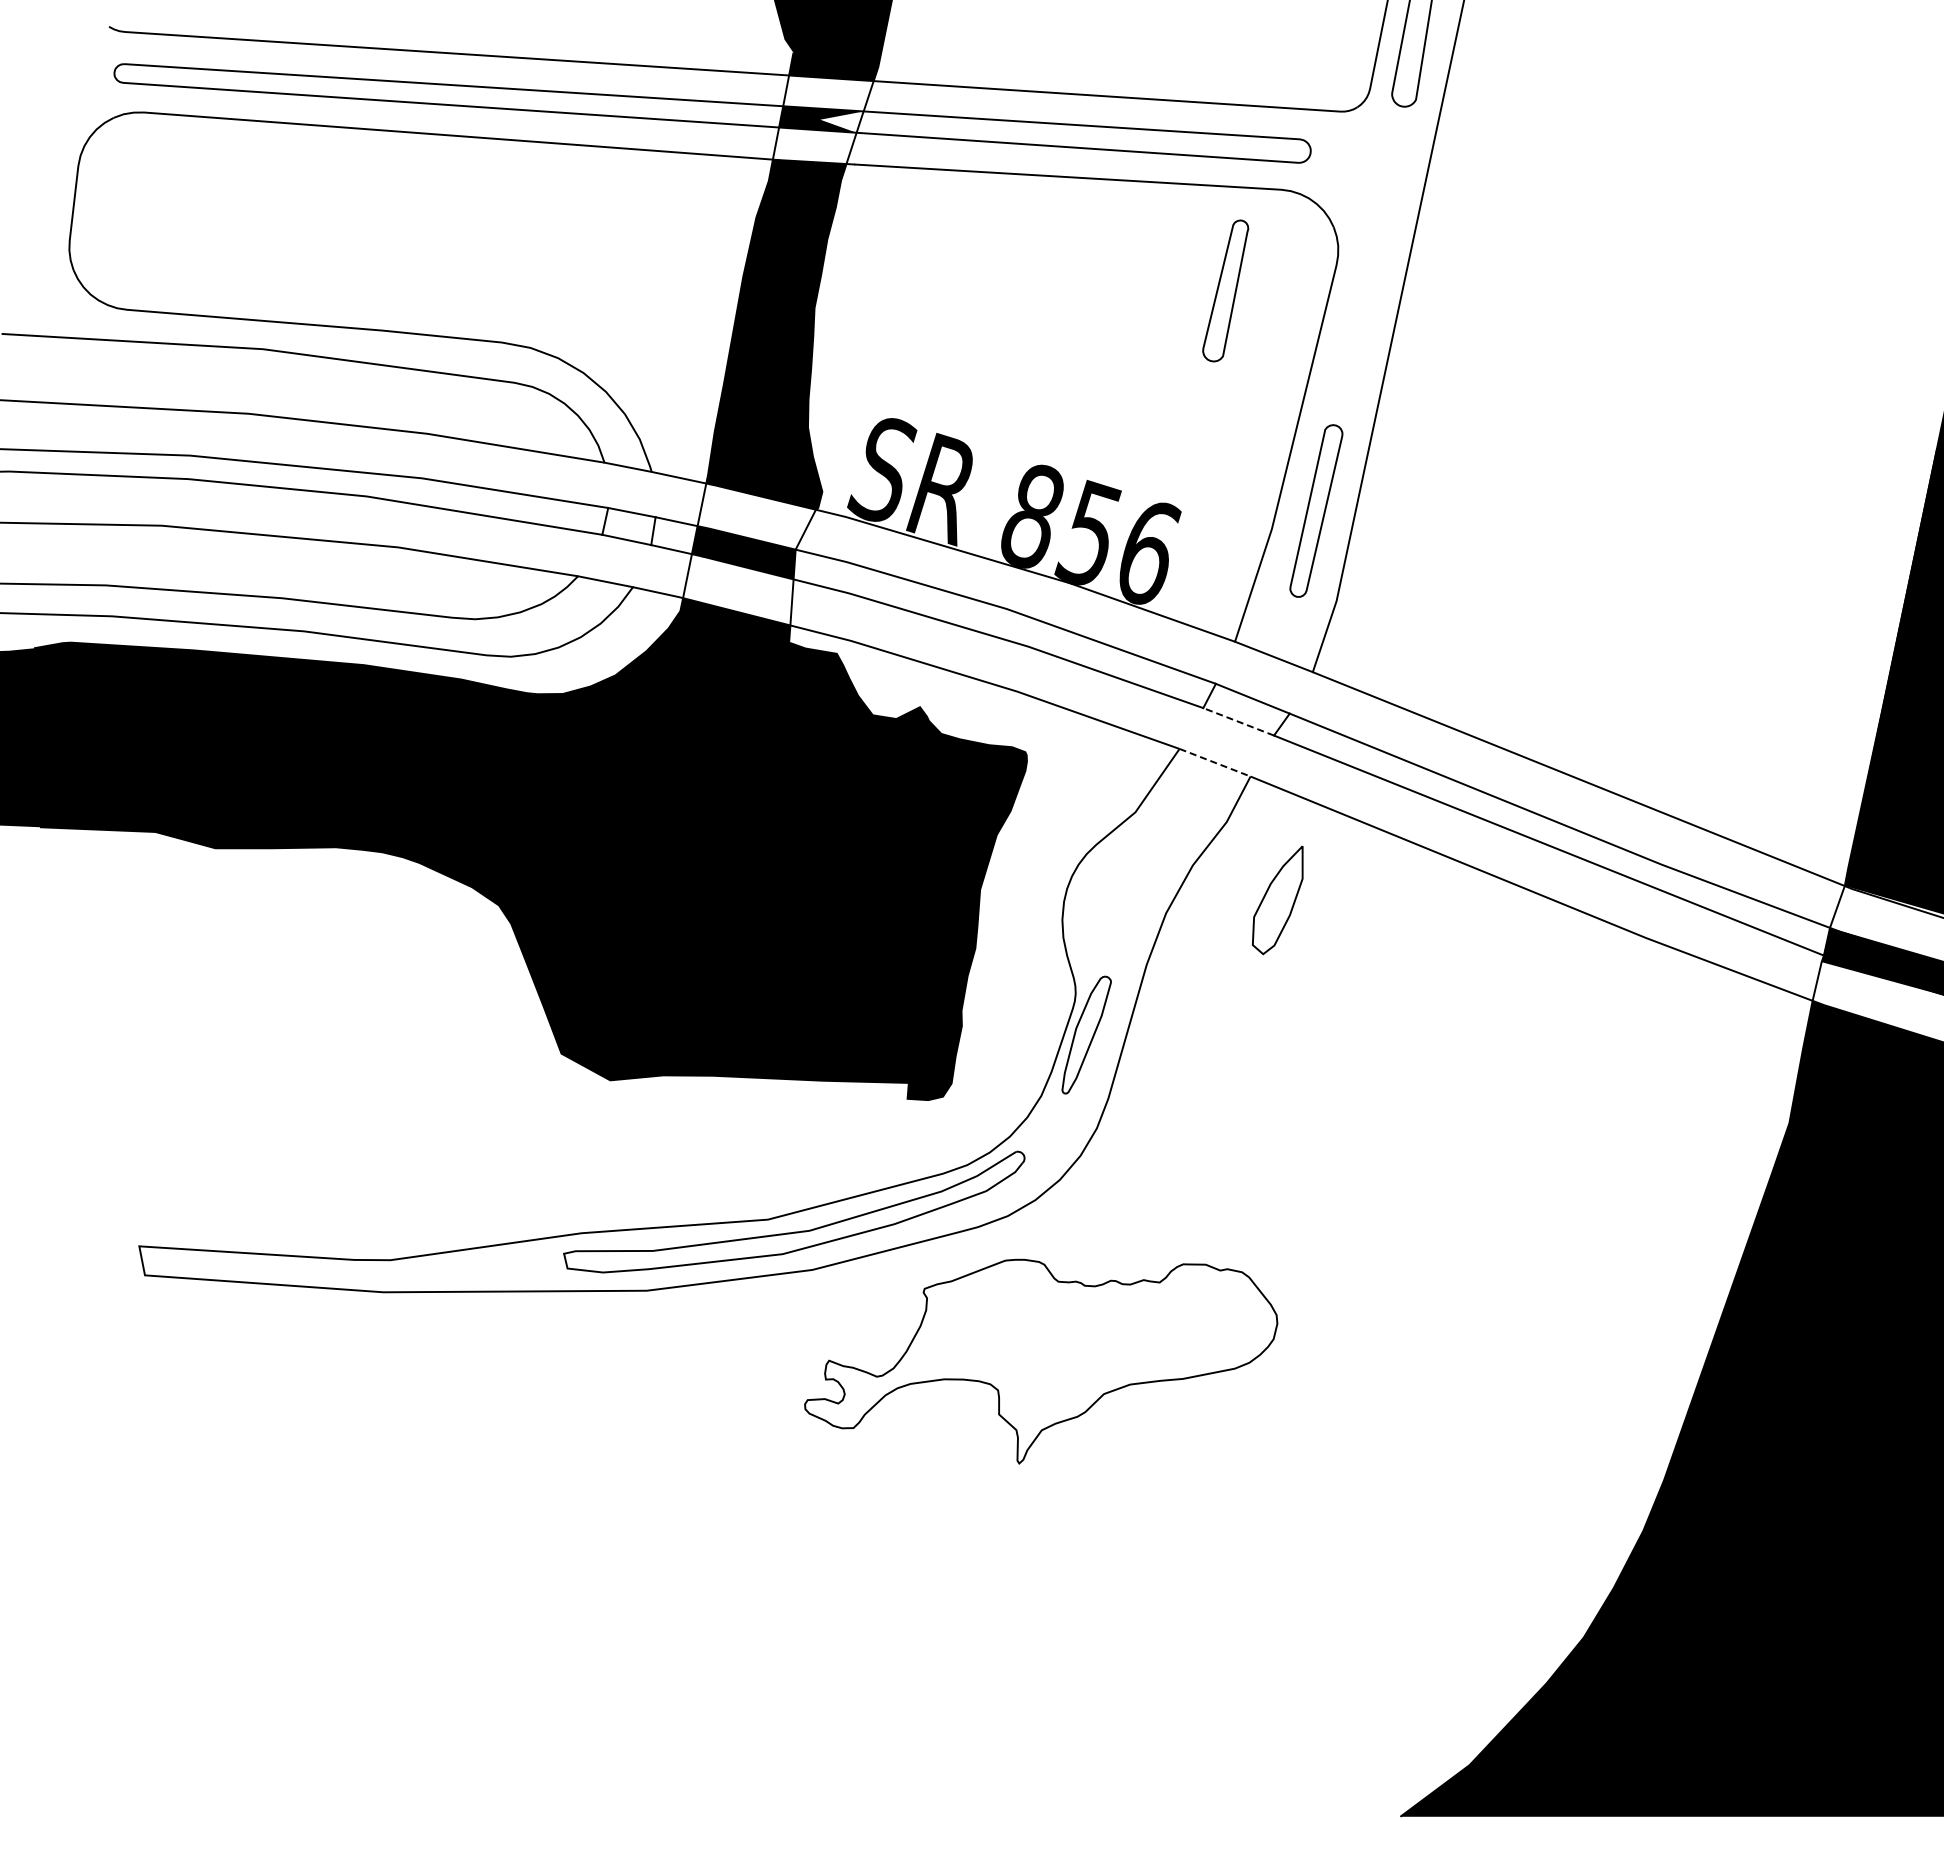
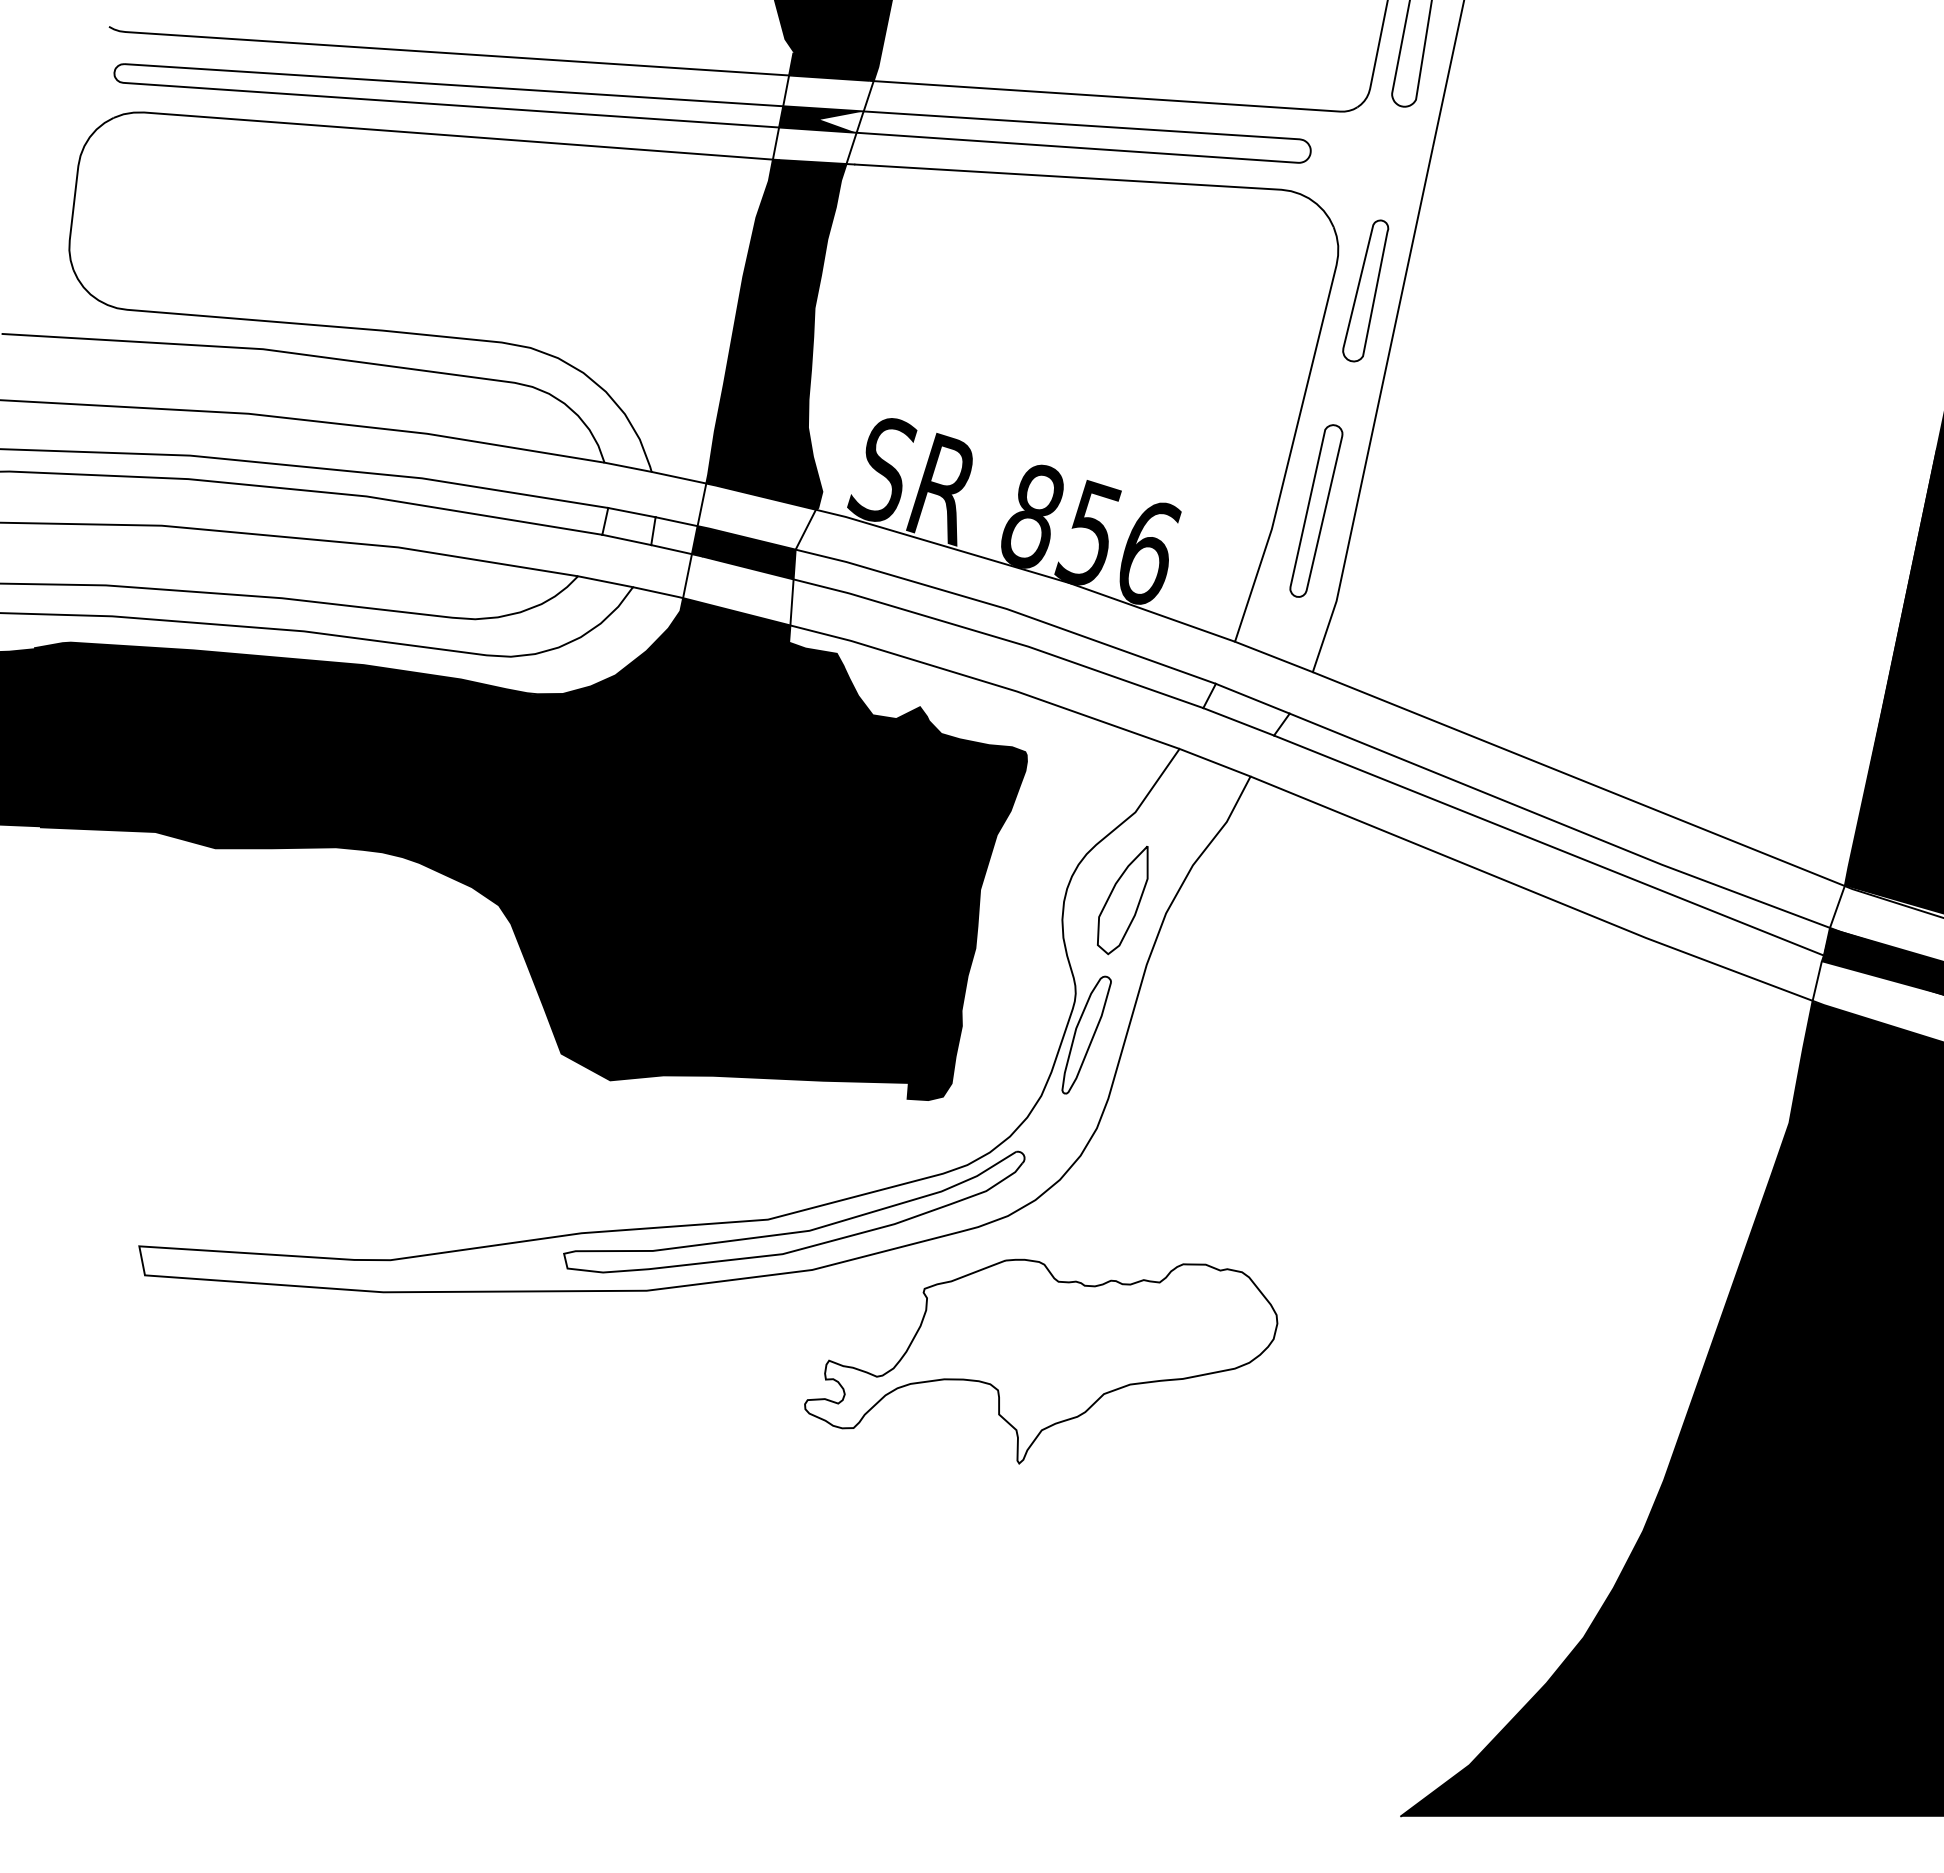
part position: (1225, 290) -> (1365, 290) (1365, 290)
line: dashed -> solid (1238, 721)
line: dashed -> solid (1215, 762)
part position: (1277, 900) -> (1122, 900) (1122, 900)
